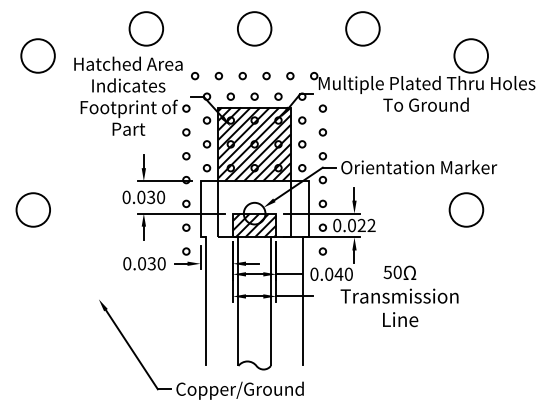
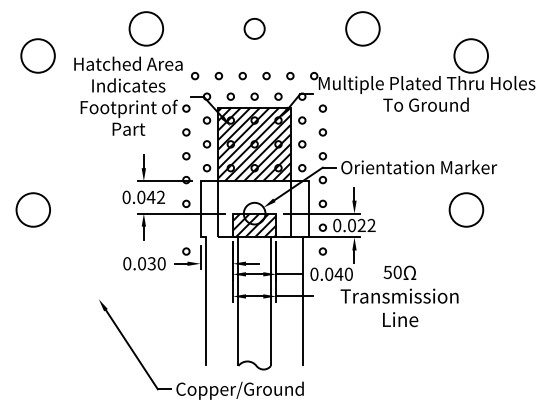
circle diameter: 34 px -> 20 px (254, 28)
text: 0.030 -> 0.042 (155, 197)
circle: present -> none (186, 227)
